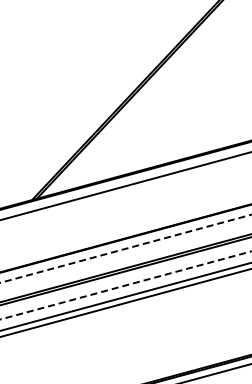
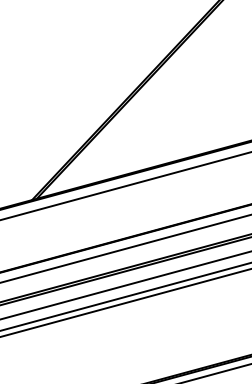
line: dashed -> solid (125, 248)
line: dashed -> solid (126, 285)
